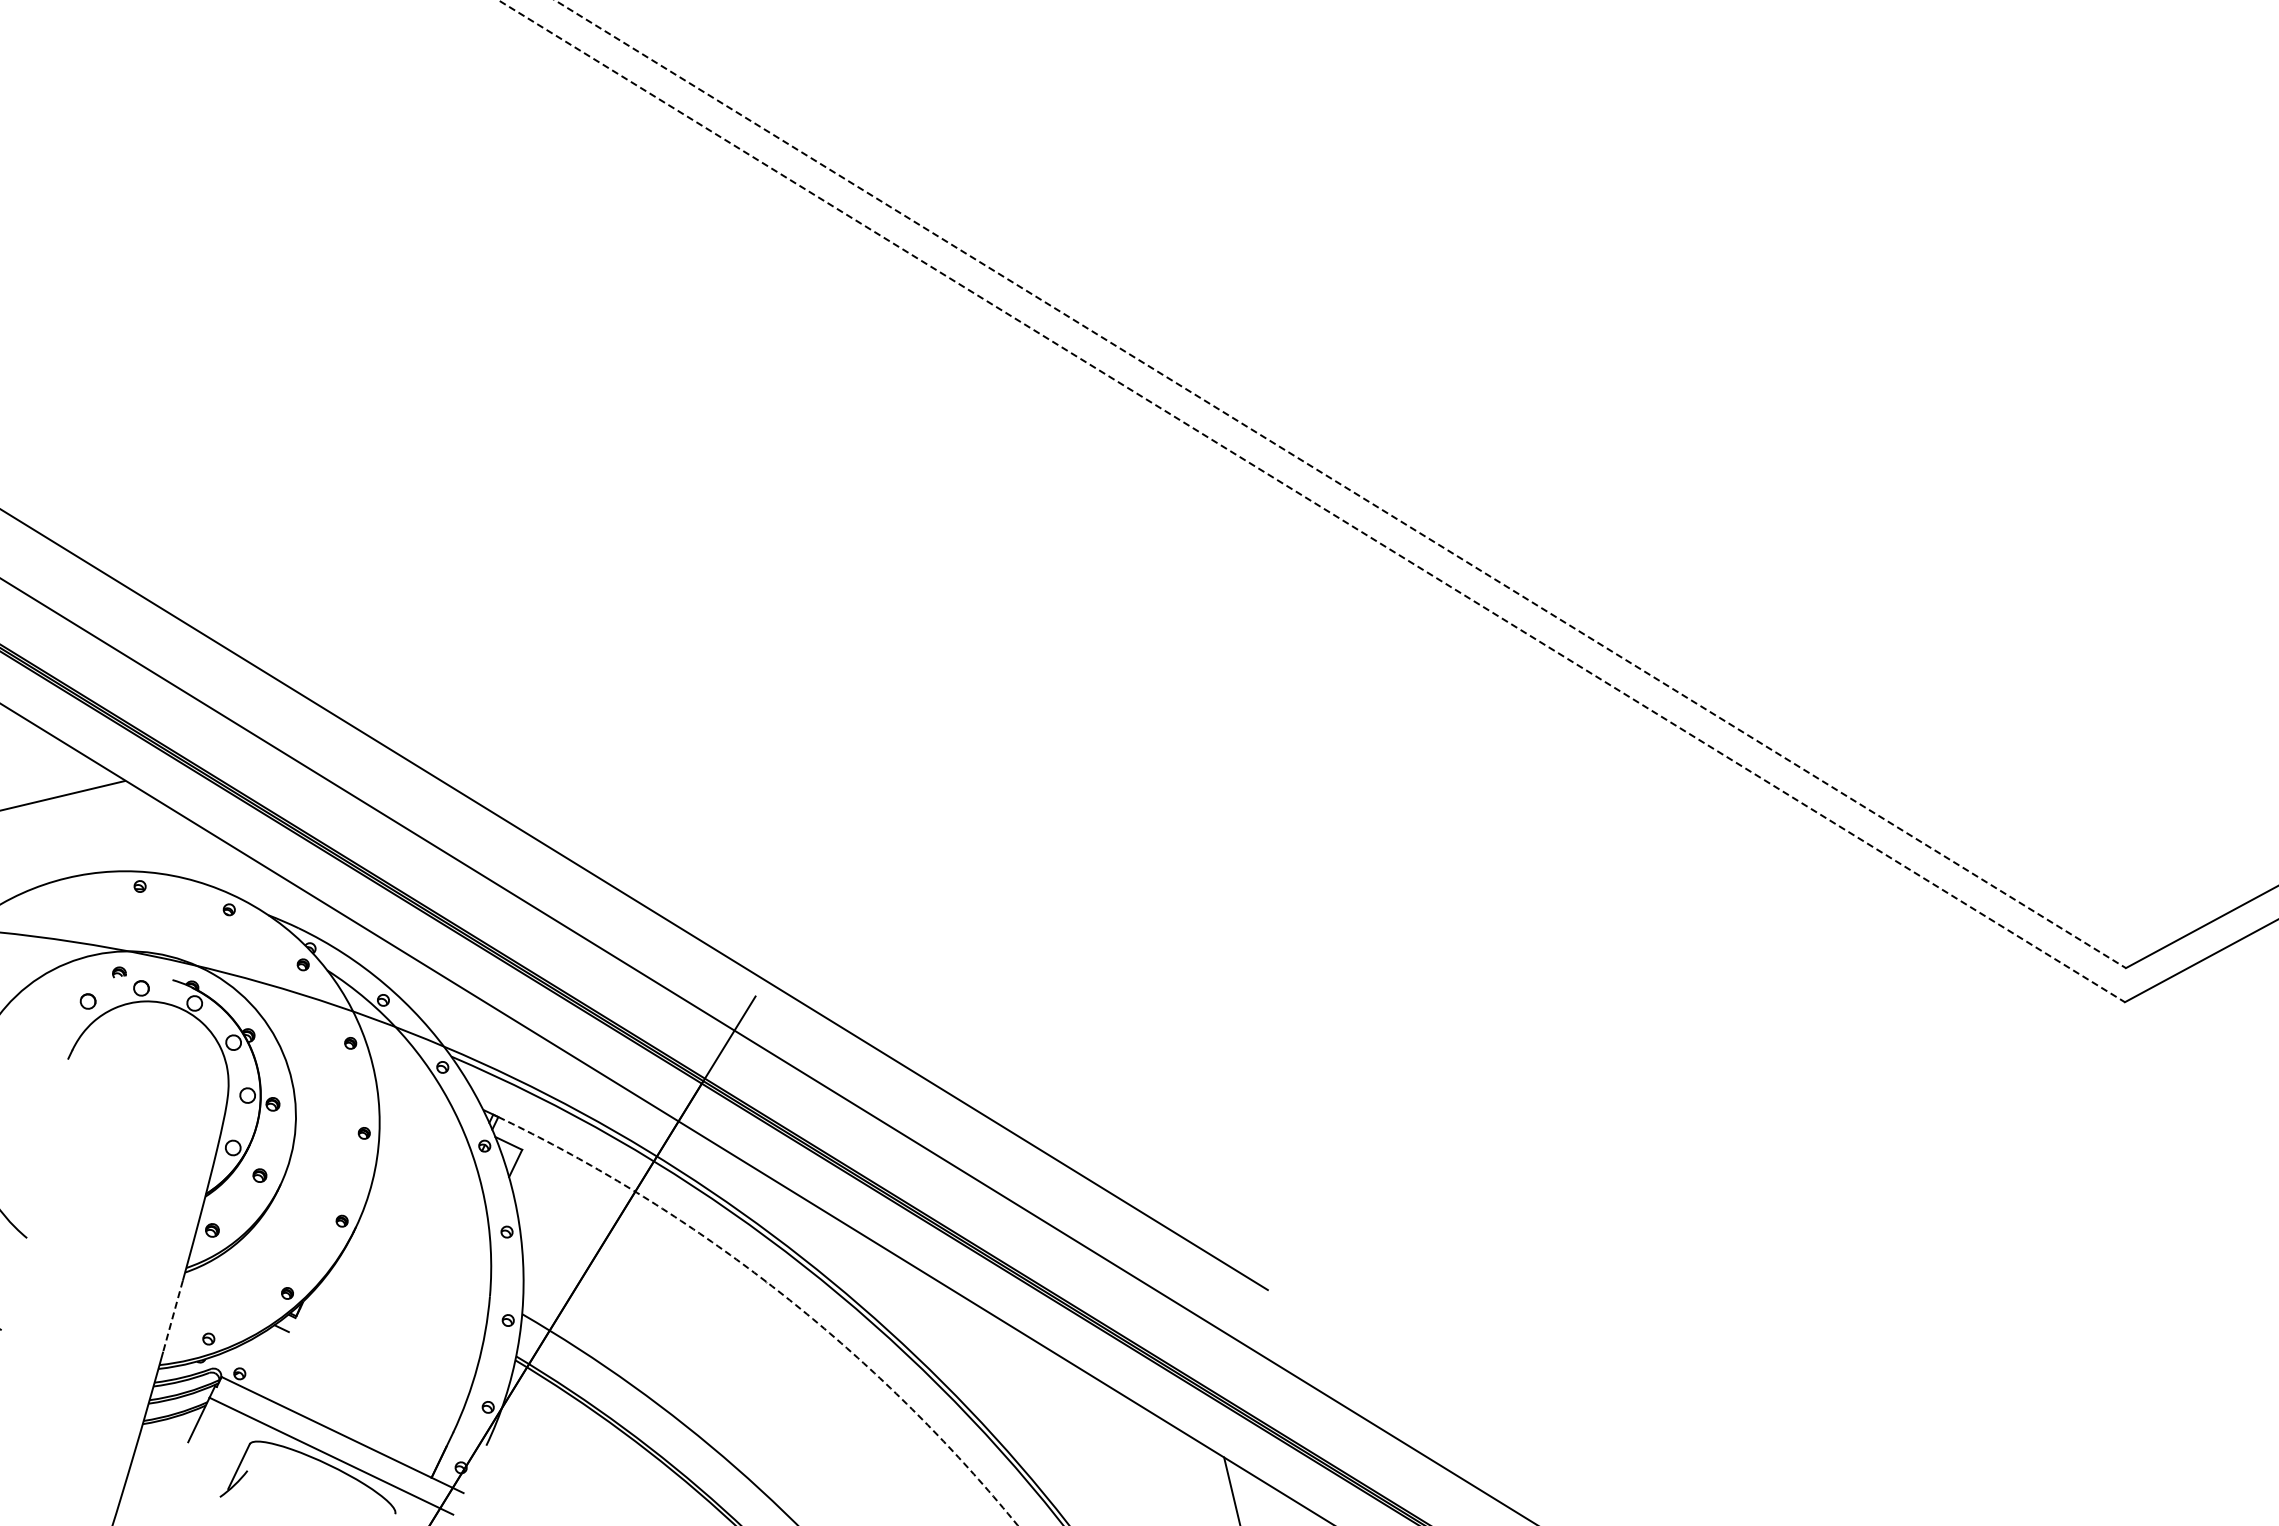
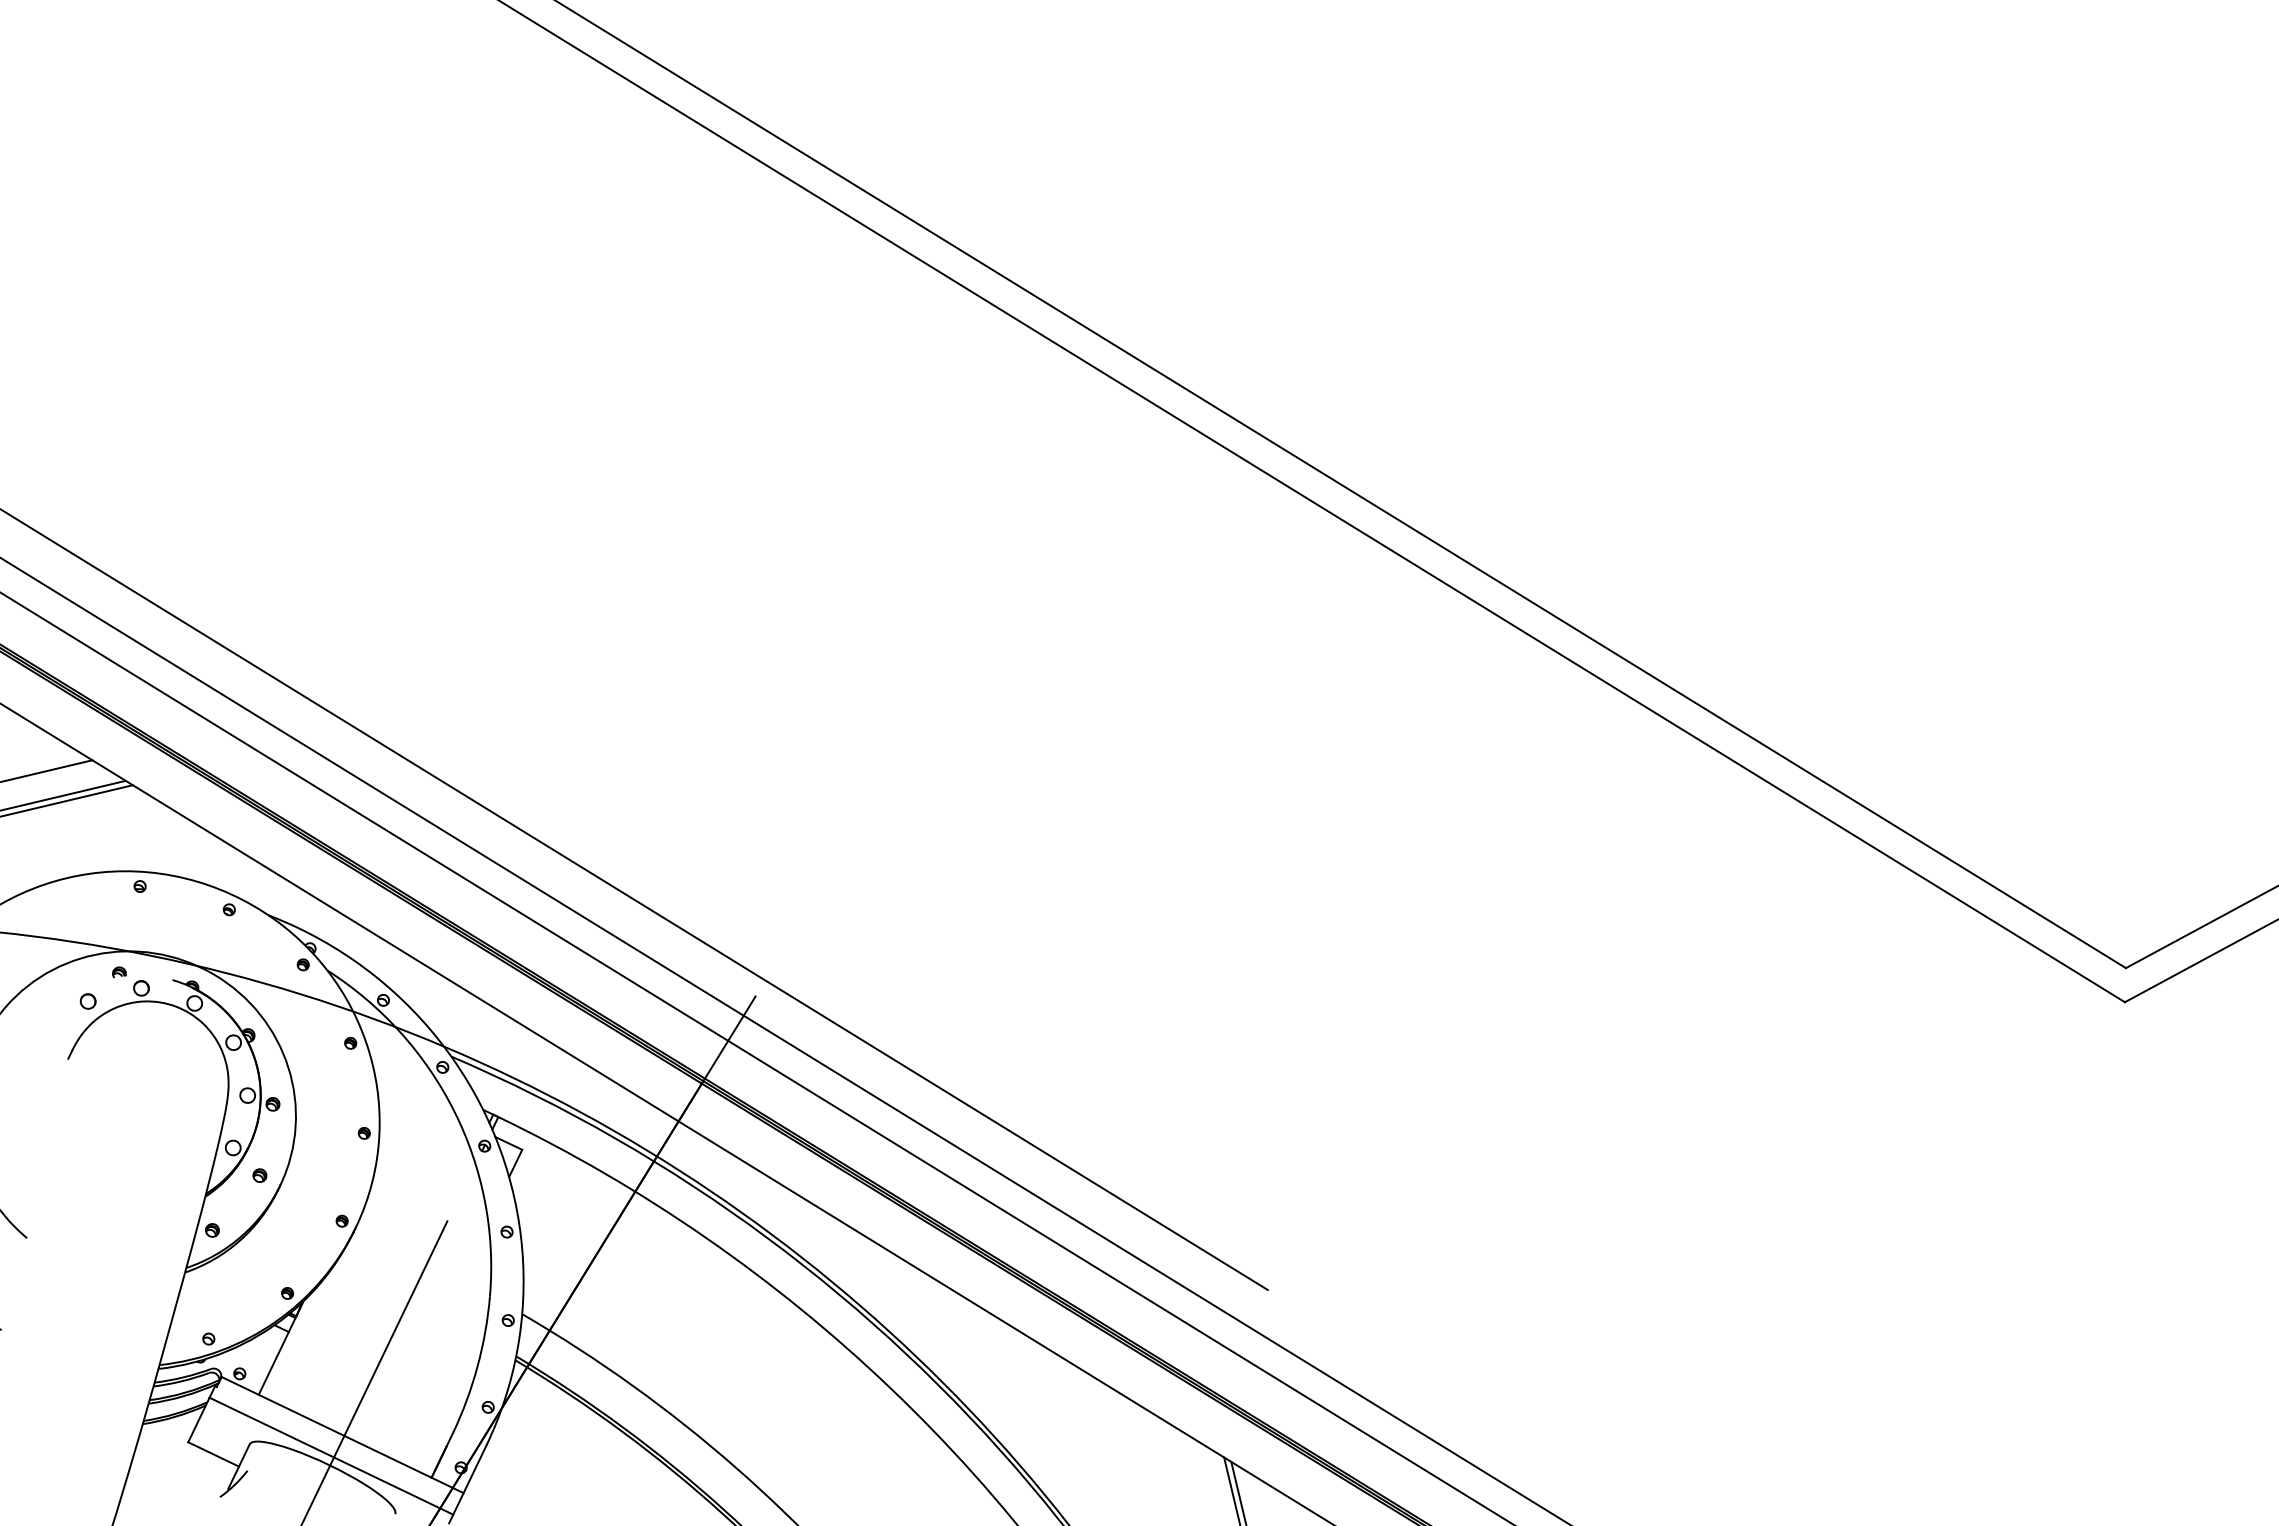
line: dashed -> solid (1341, 484)
line: dashed -> solid (1311, 501)
line: none -> present (47, 770)
line: none -> present (67, 800)
line position: (767, 1050) -> (784, 1040) (784, 1040)
line: none -> present (756, 1057)
arc: dashed -> solid (779, 1292)
line: dashed -> solid (173, 1316)
line: none -> present (276, 1356)
line: none -> present (374, 1371)
line: none -> present (213, 1454)
line: none -> present (467, 1483)
line: none -> present (1238, 1491)
